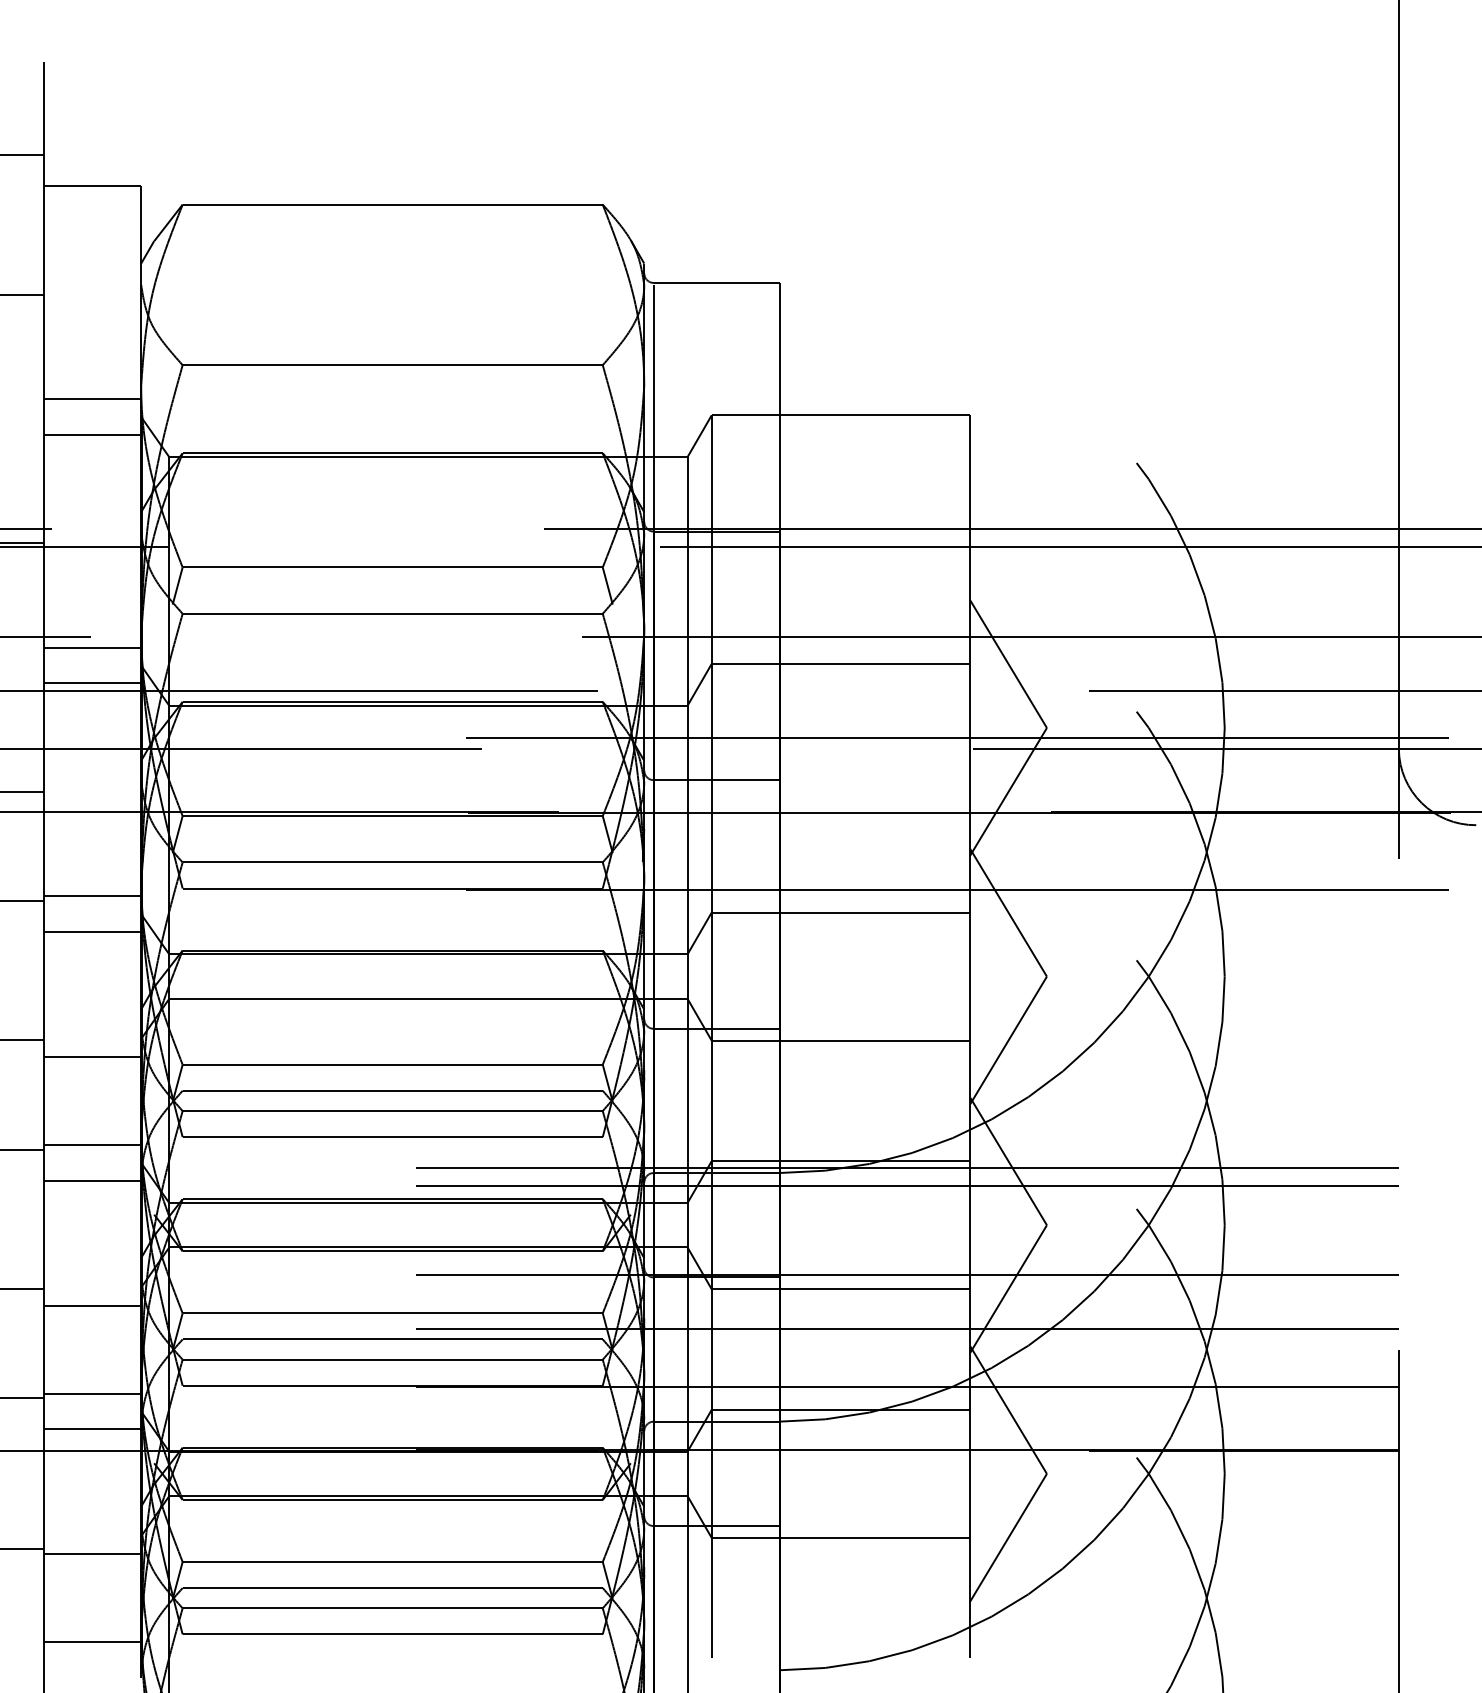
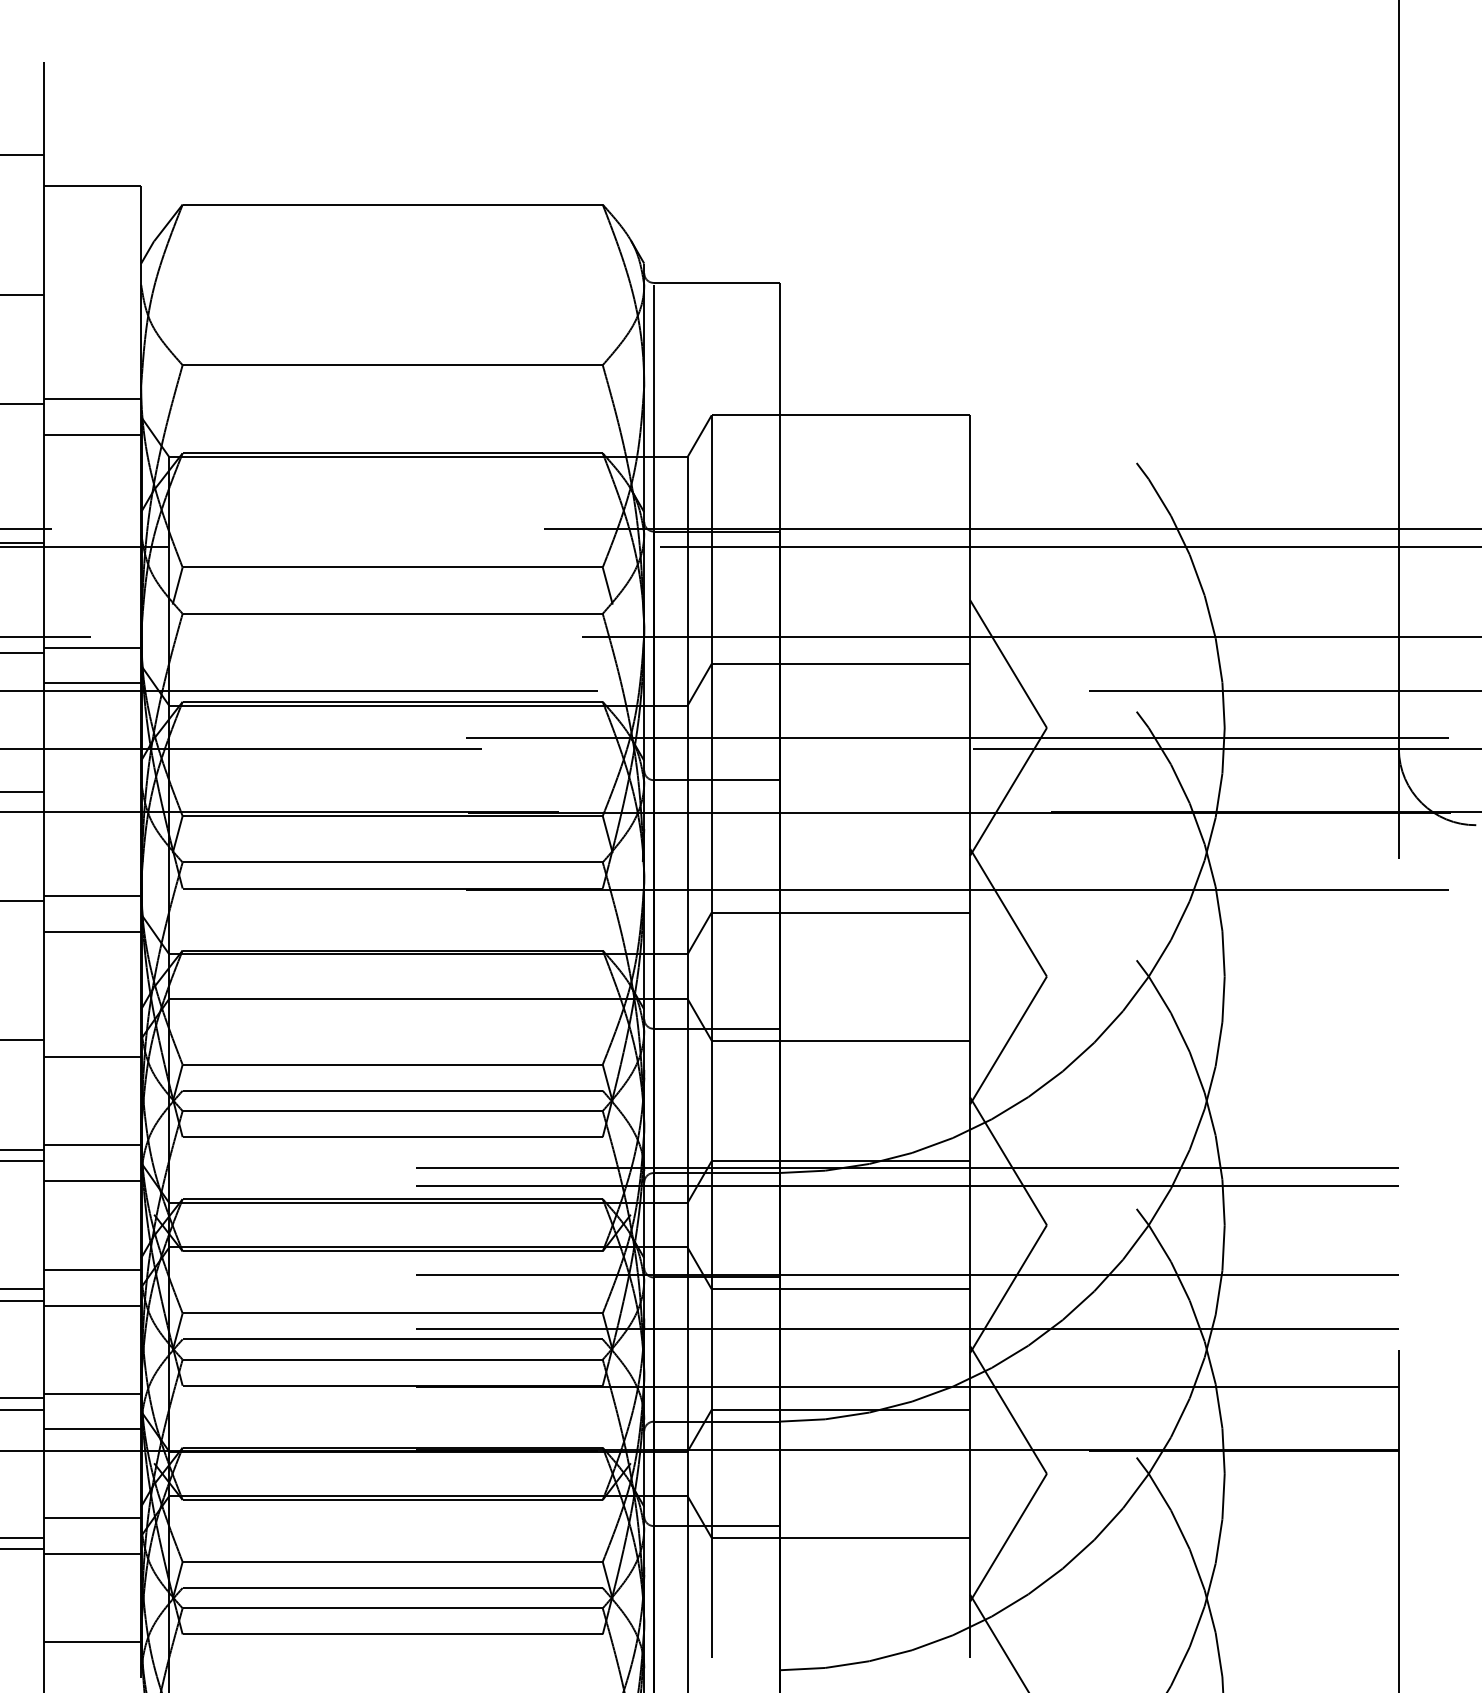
line: none -> present (23, 403)
line: none -> present (23, 652)
line: none -> present (23, 1161)
line: none -> present (92, 1269)
line: none -> present (23, 1300)
line: none -> present (23, 1410)
line: none -> present (92, 1518)
line: none -> present (23, 1537)
line: none -> present (998, 1641)
